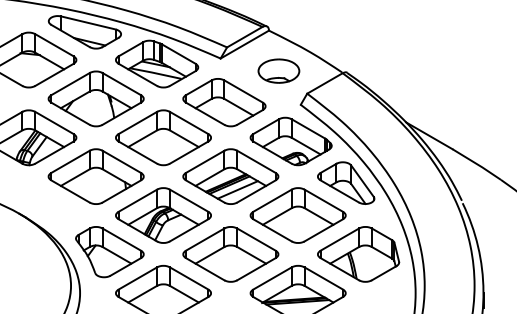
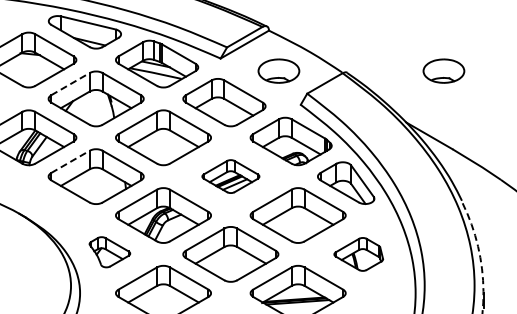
part: none -> present (443, 70)
line: solid -> dashed (70, 83)
line: solid -> dashed (70, 161)
part size: 98x57 px -> 60x35 px (230, 176)
part size: 70x53 px -> 44x33 px (109, 252)
part size: 84x57 px -> 52x35 px (358, 254)
arc: solid -> dashed (480, 257)
